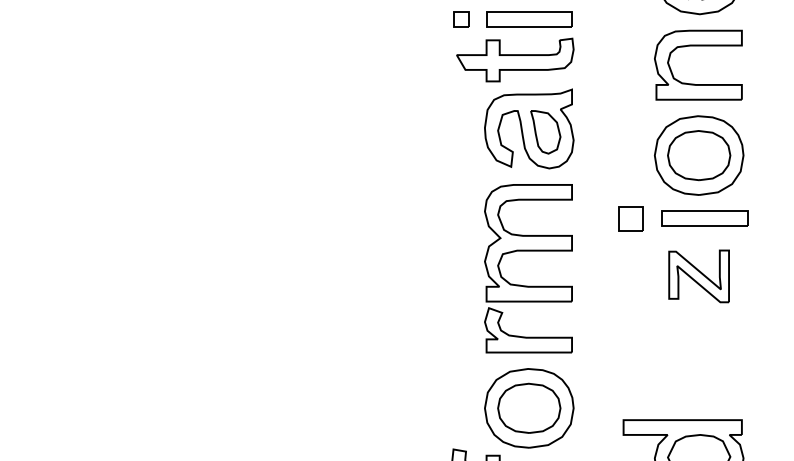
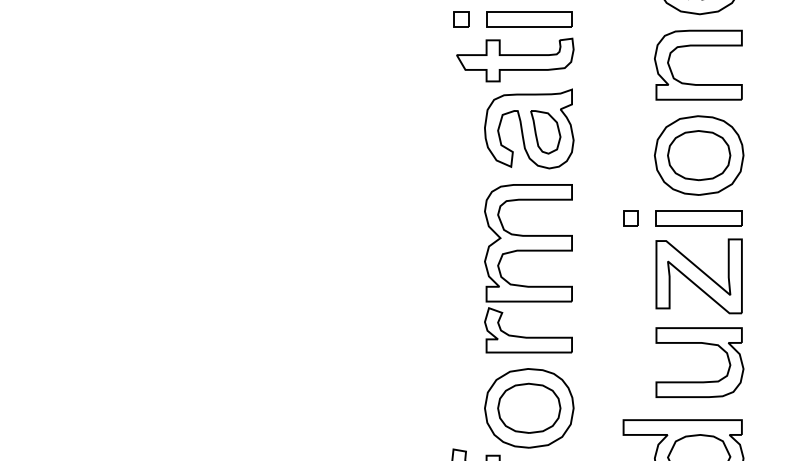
part size: 26x26 px -> 16x17 px (630, 218)
part position: (704, 218) -> (698, 218) (698, 218)
part size: 62x55 px -> 88x77 px (698, 276)
part: none -> present (703, 344)
